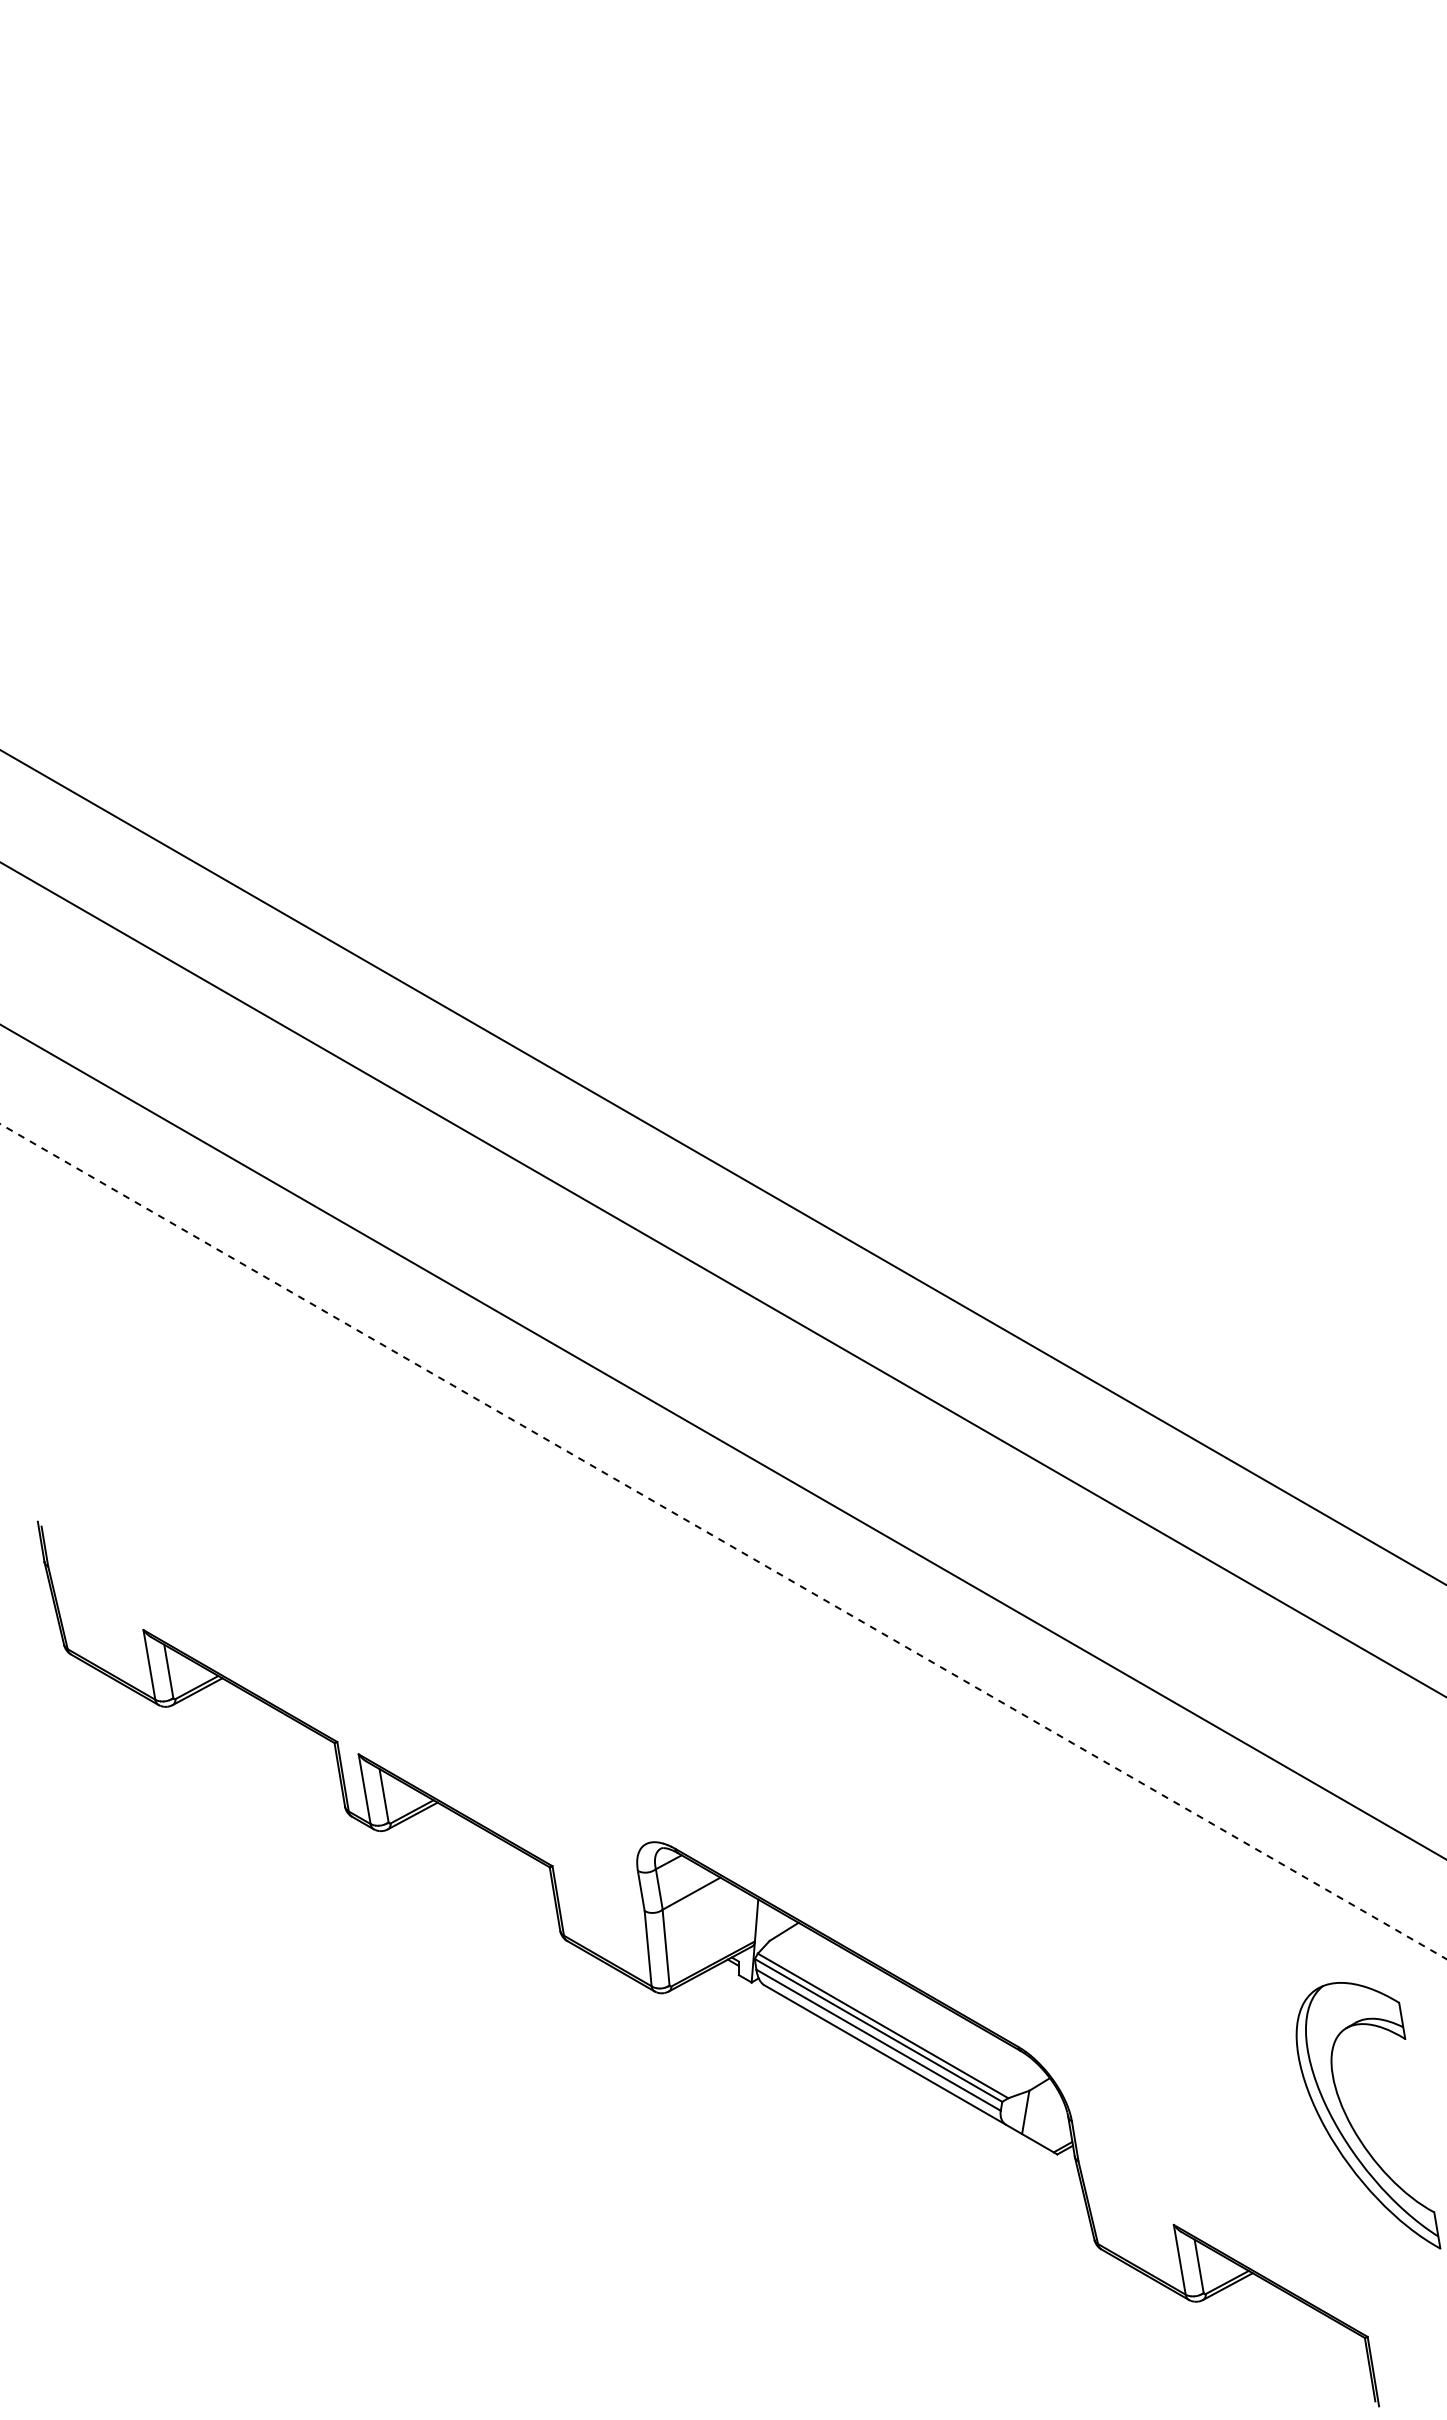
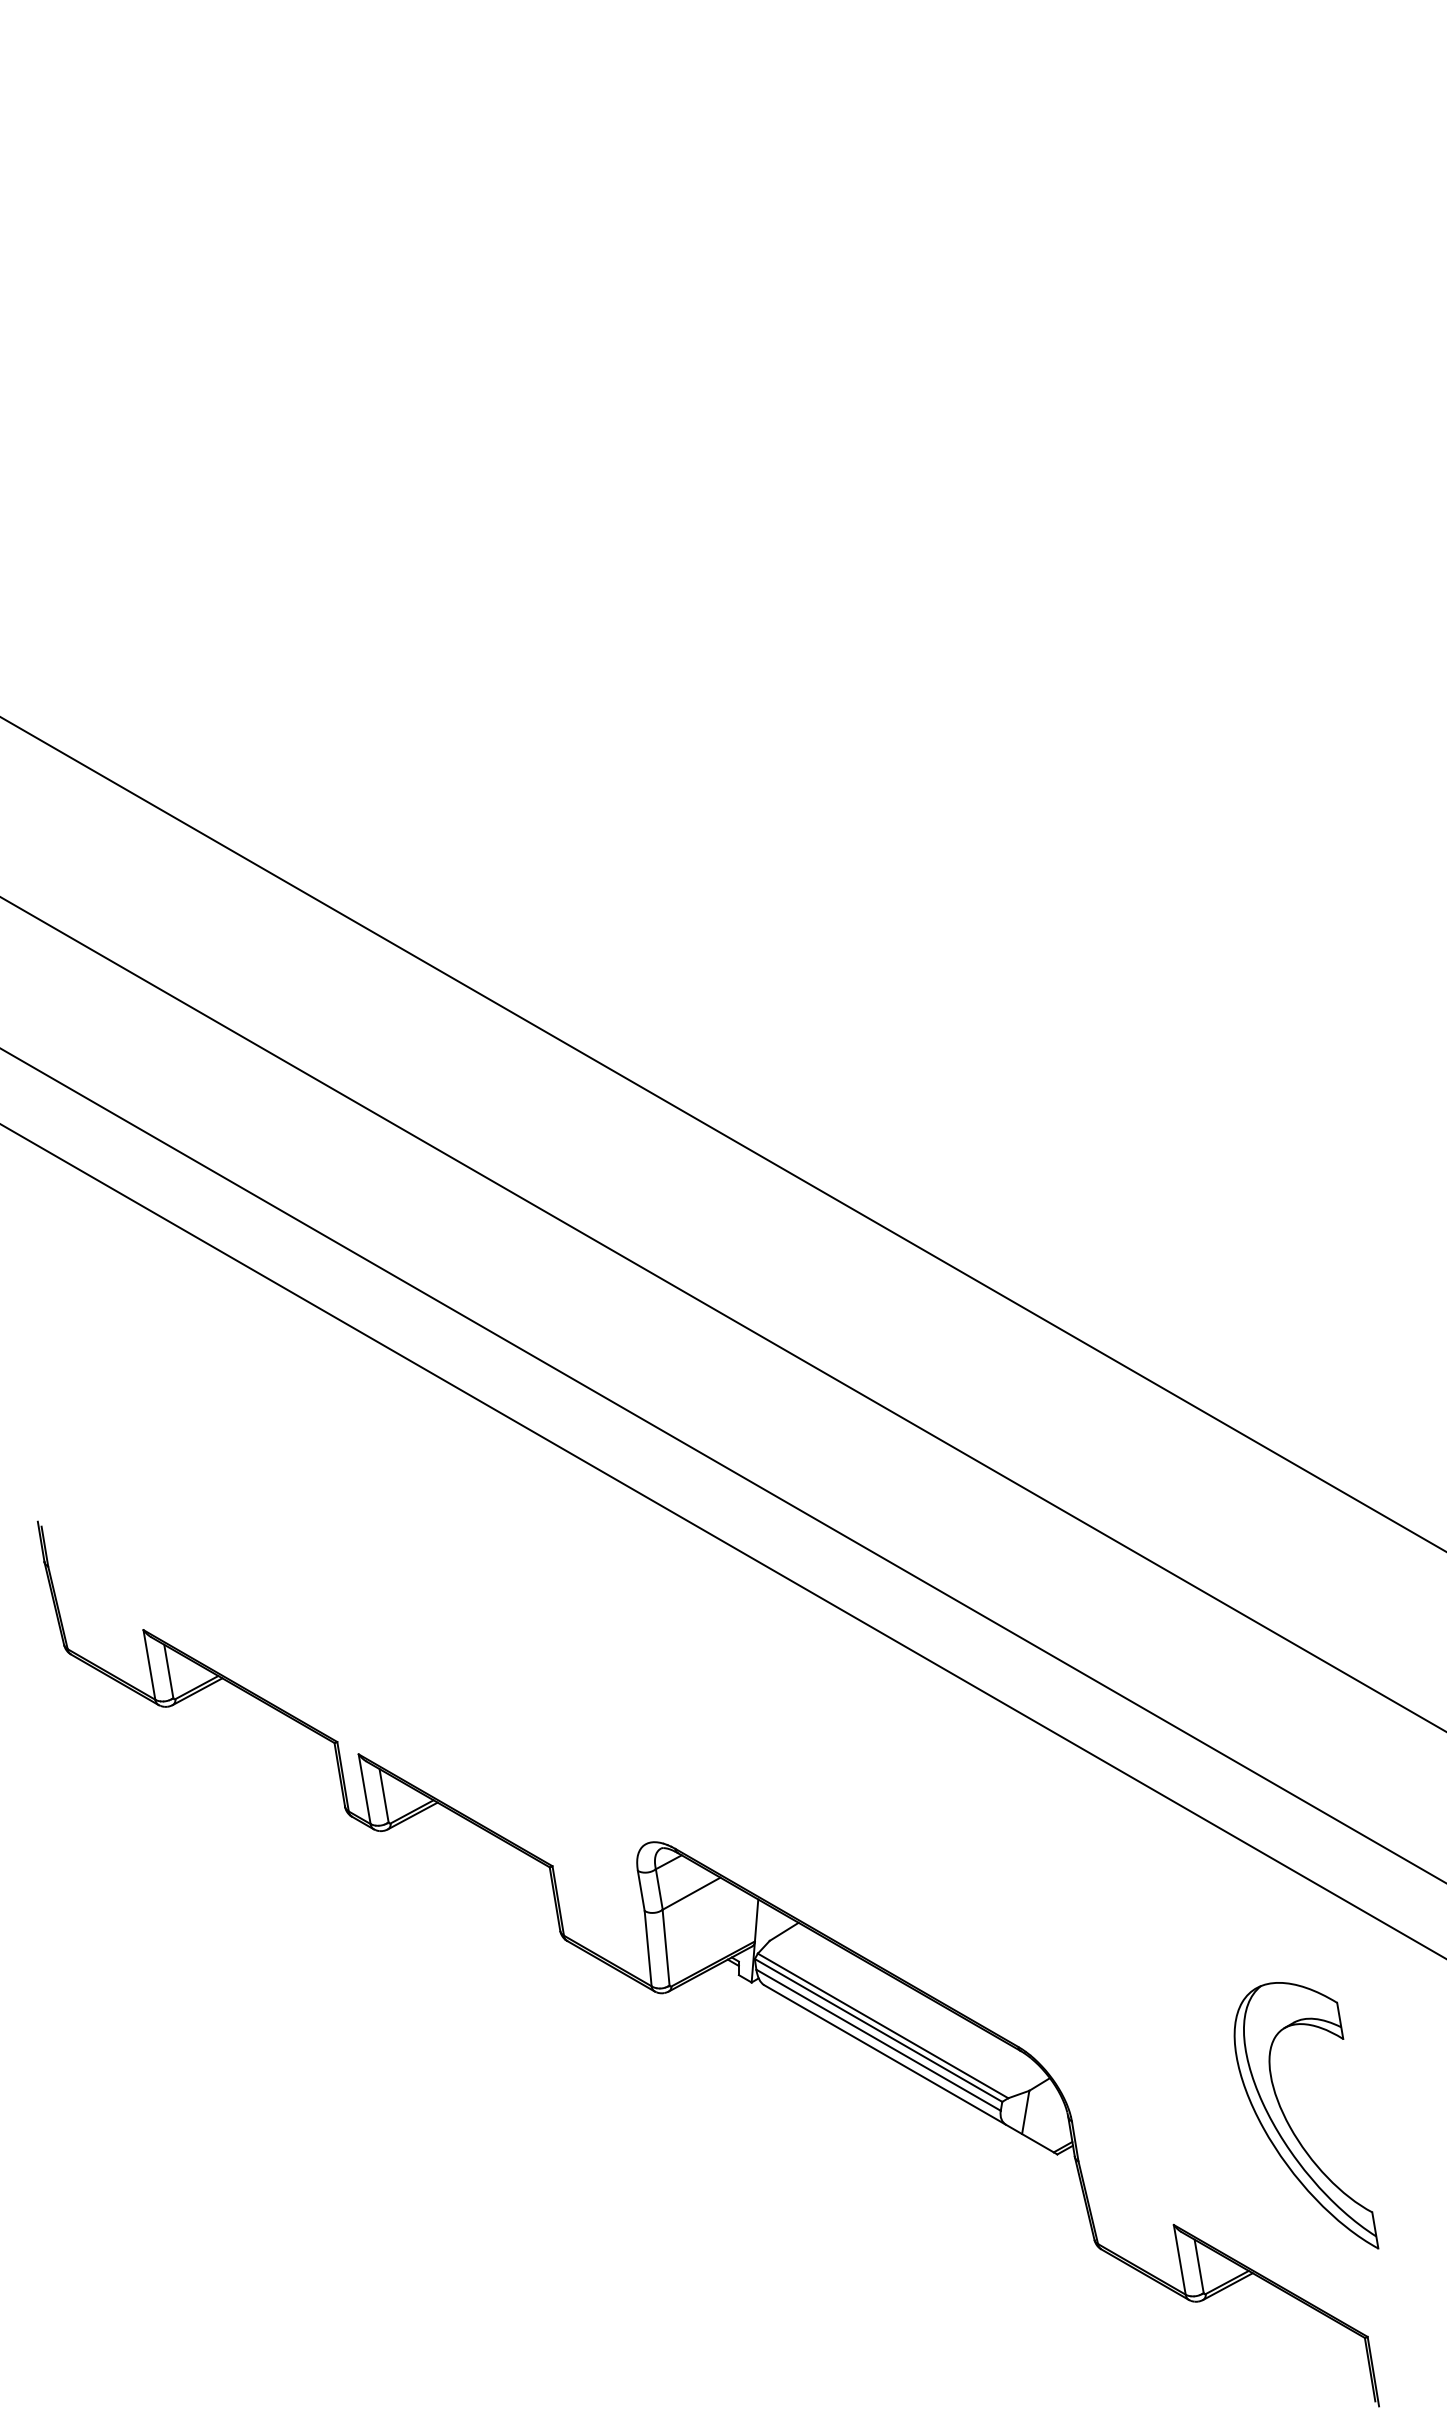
line position: (722, 1167) -> (722, 1134) (722, 1134)
line position: (722, 1279) -> (722, 1314) (722, 1314)
line position: (722, 1441) -> (722, 1465) (722, 1465)
line: dashed -> solid (723, 1541)
part position: (1351, 2123) -> (1289, 2123) (1289, 2123)
